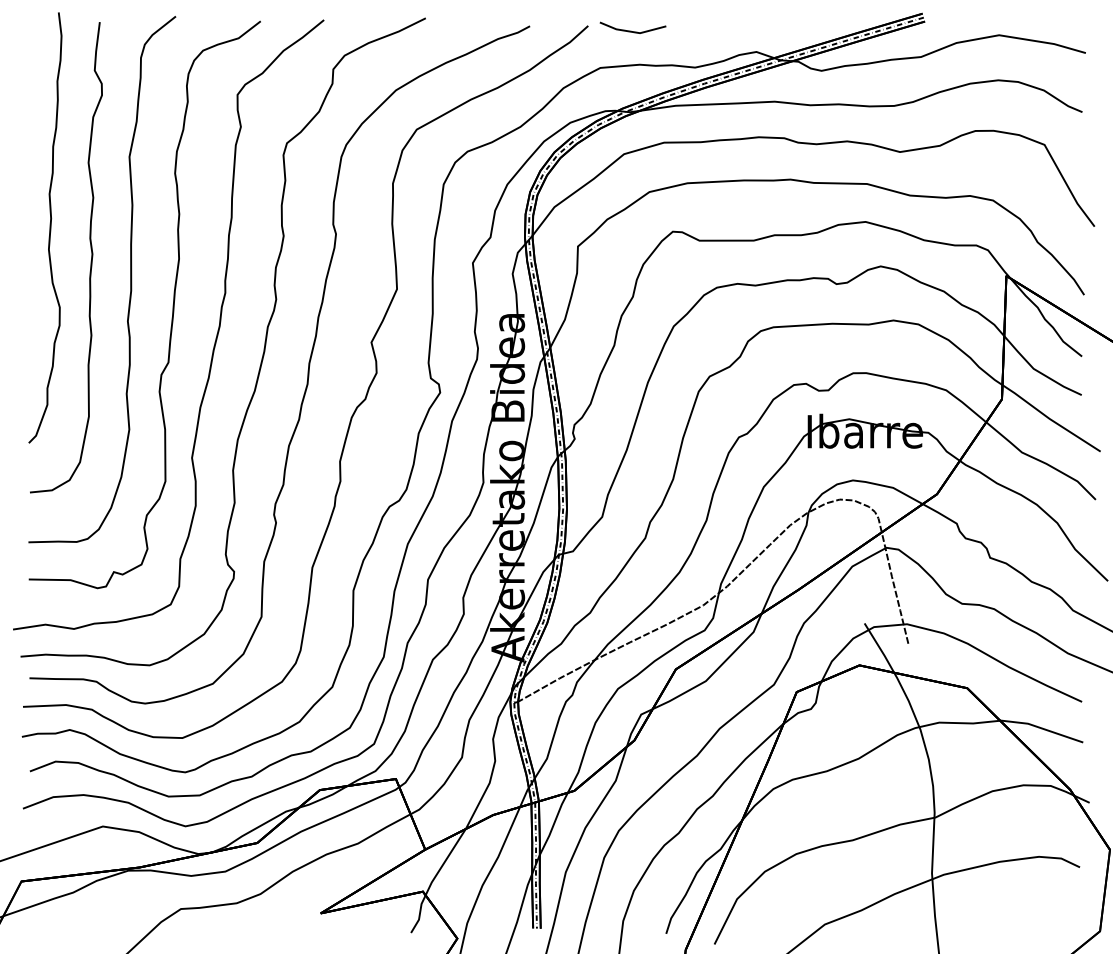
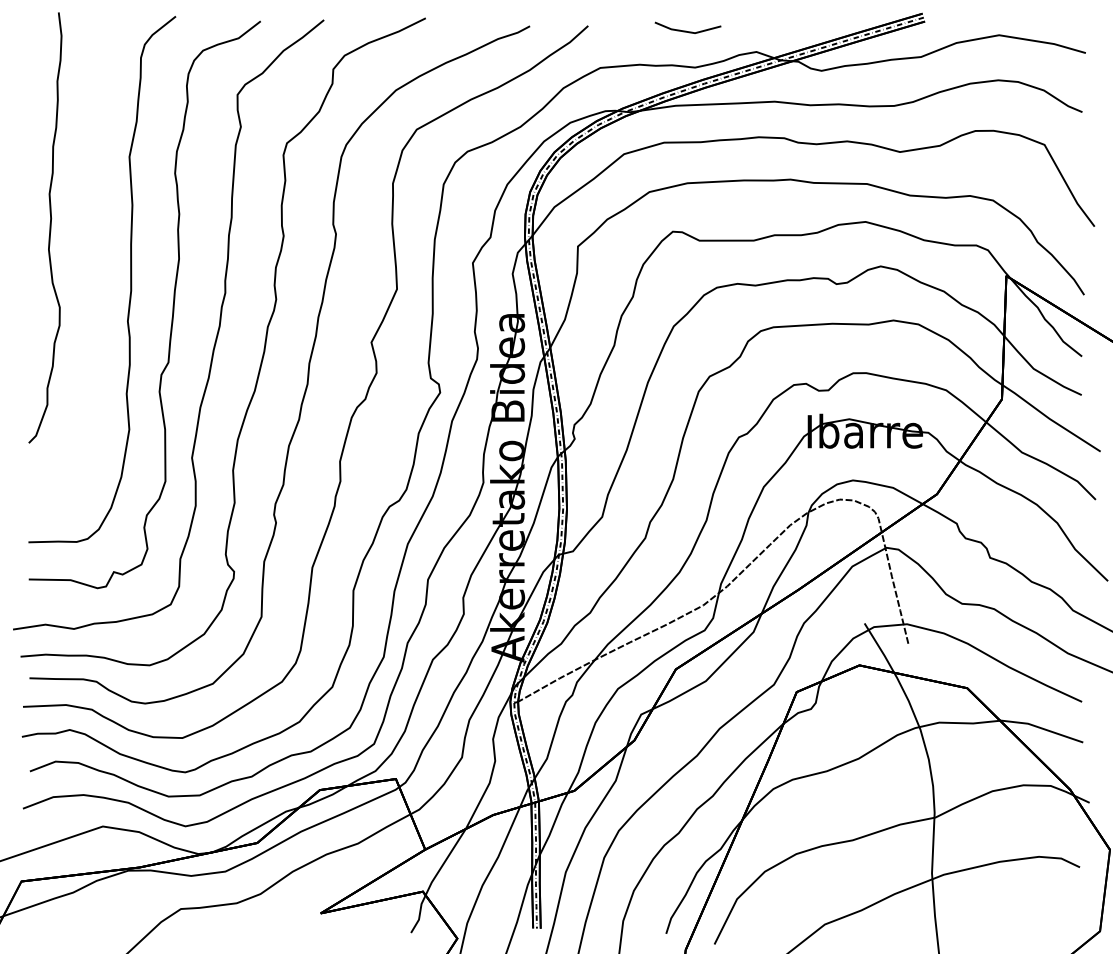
line position: (631, 30) -> (686, 30) (686, 30)
curve: present -> none (90, 261)
